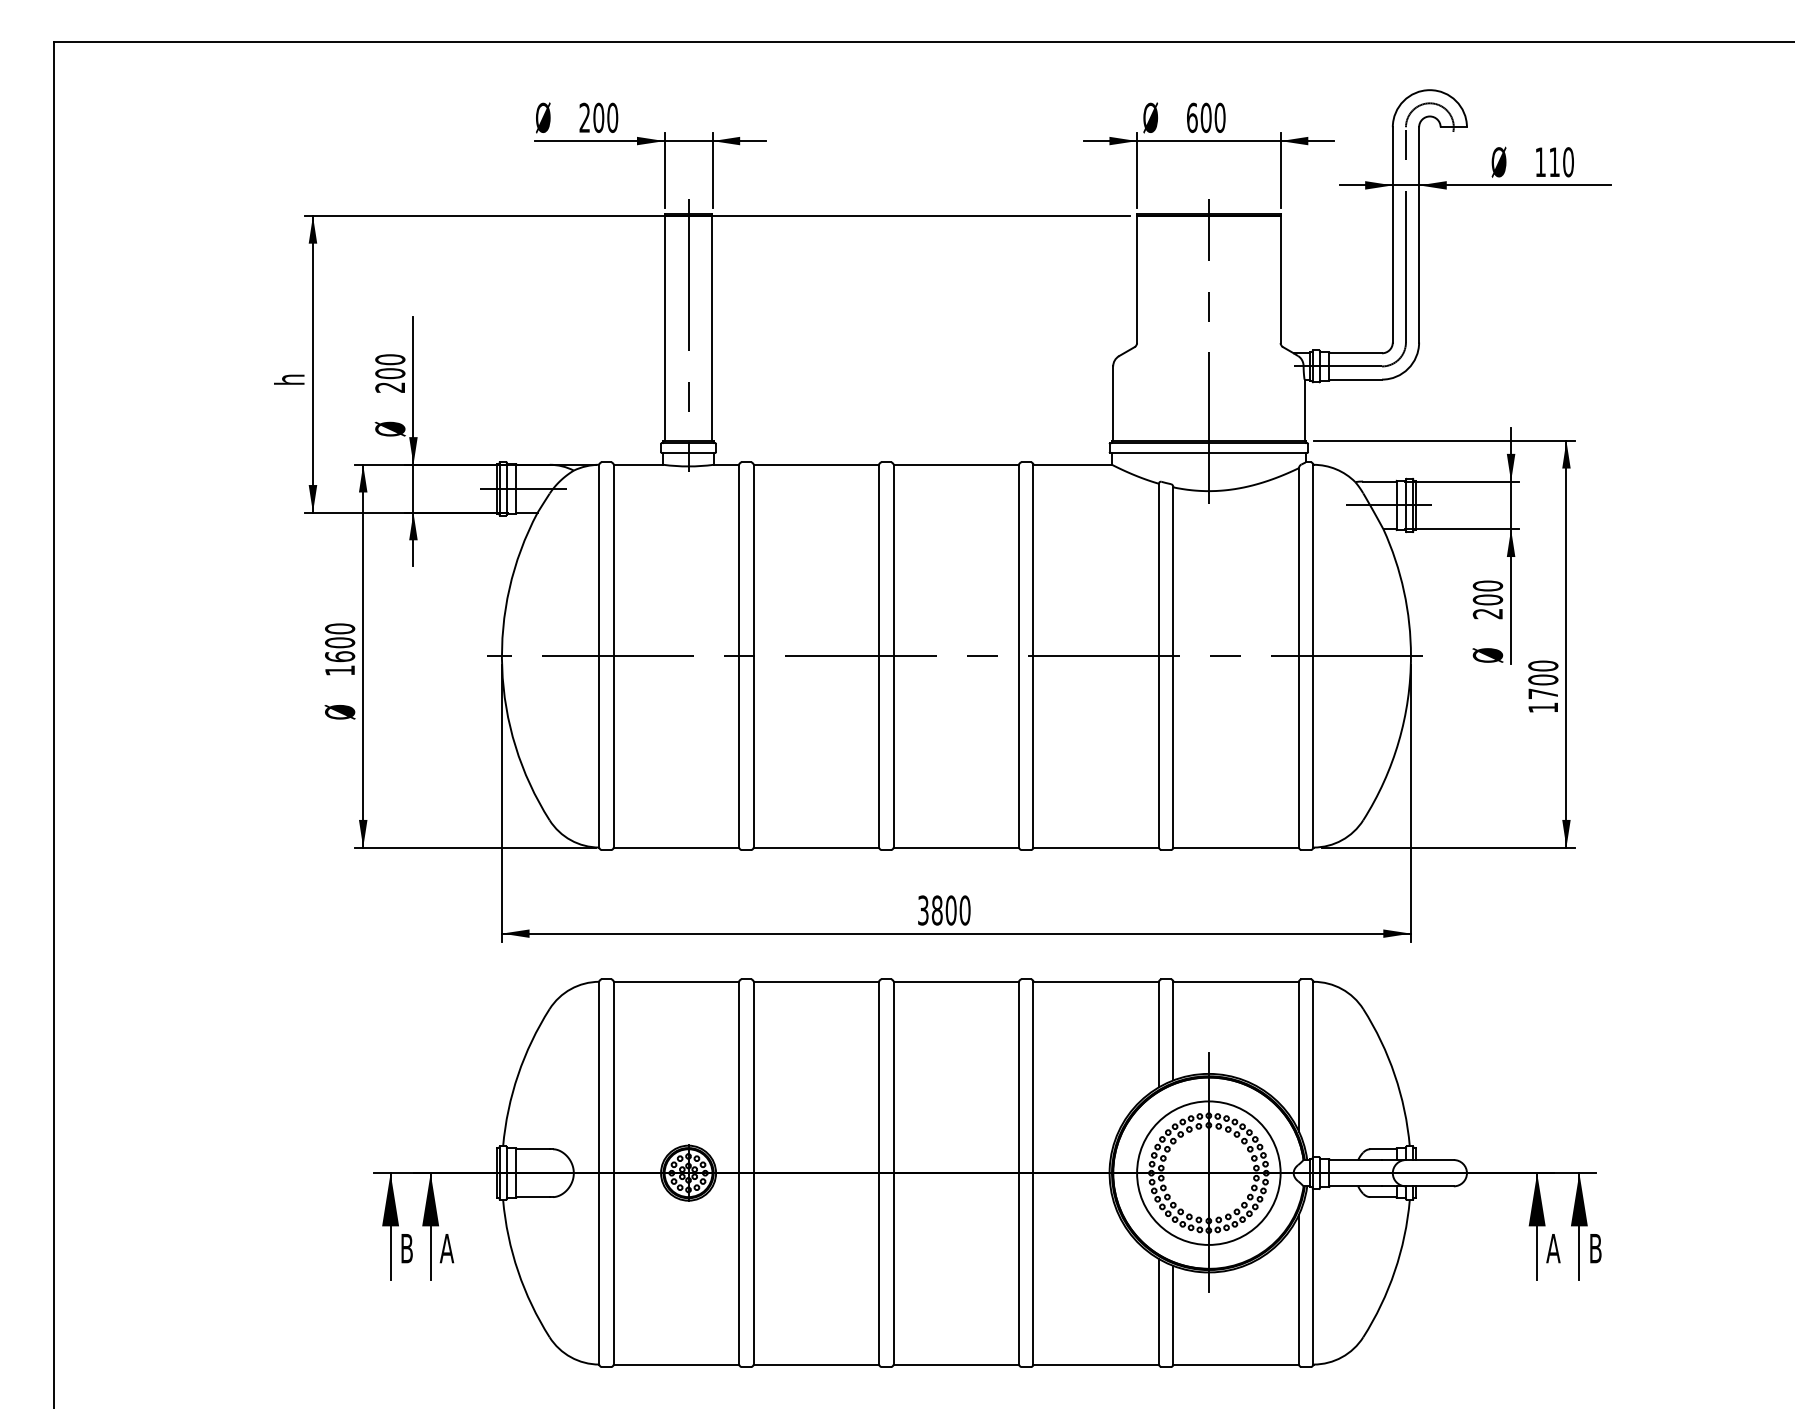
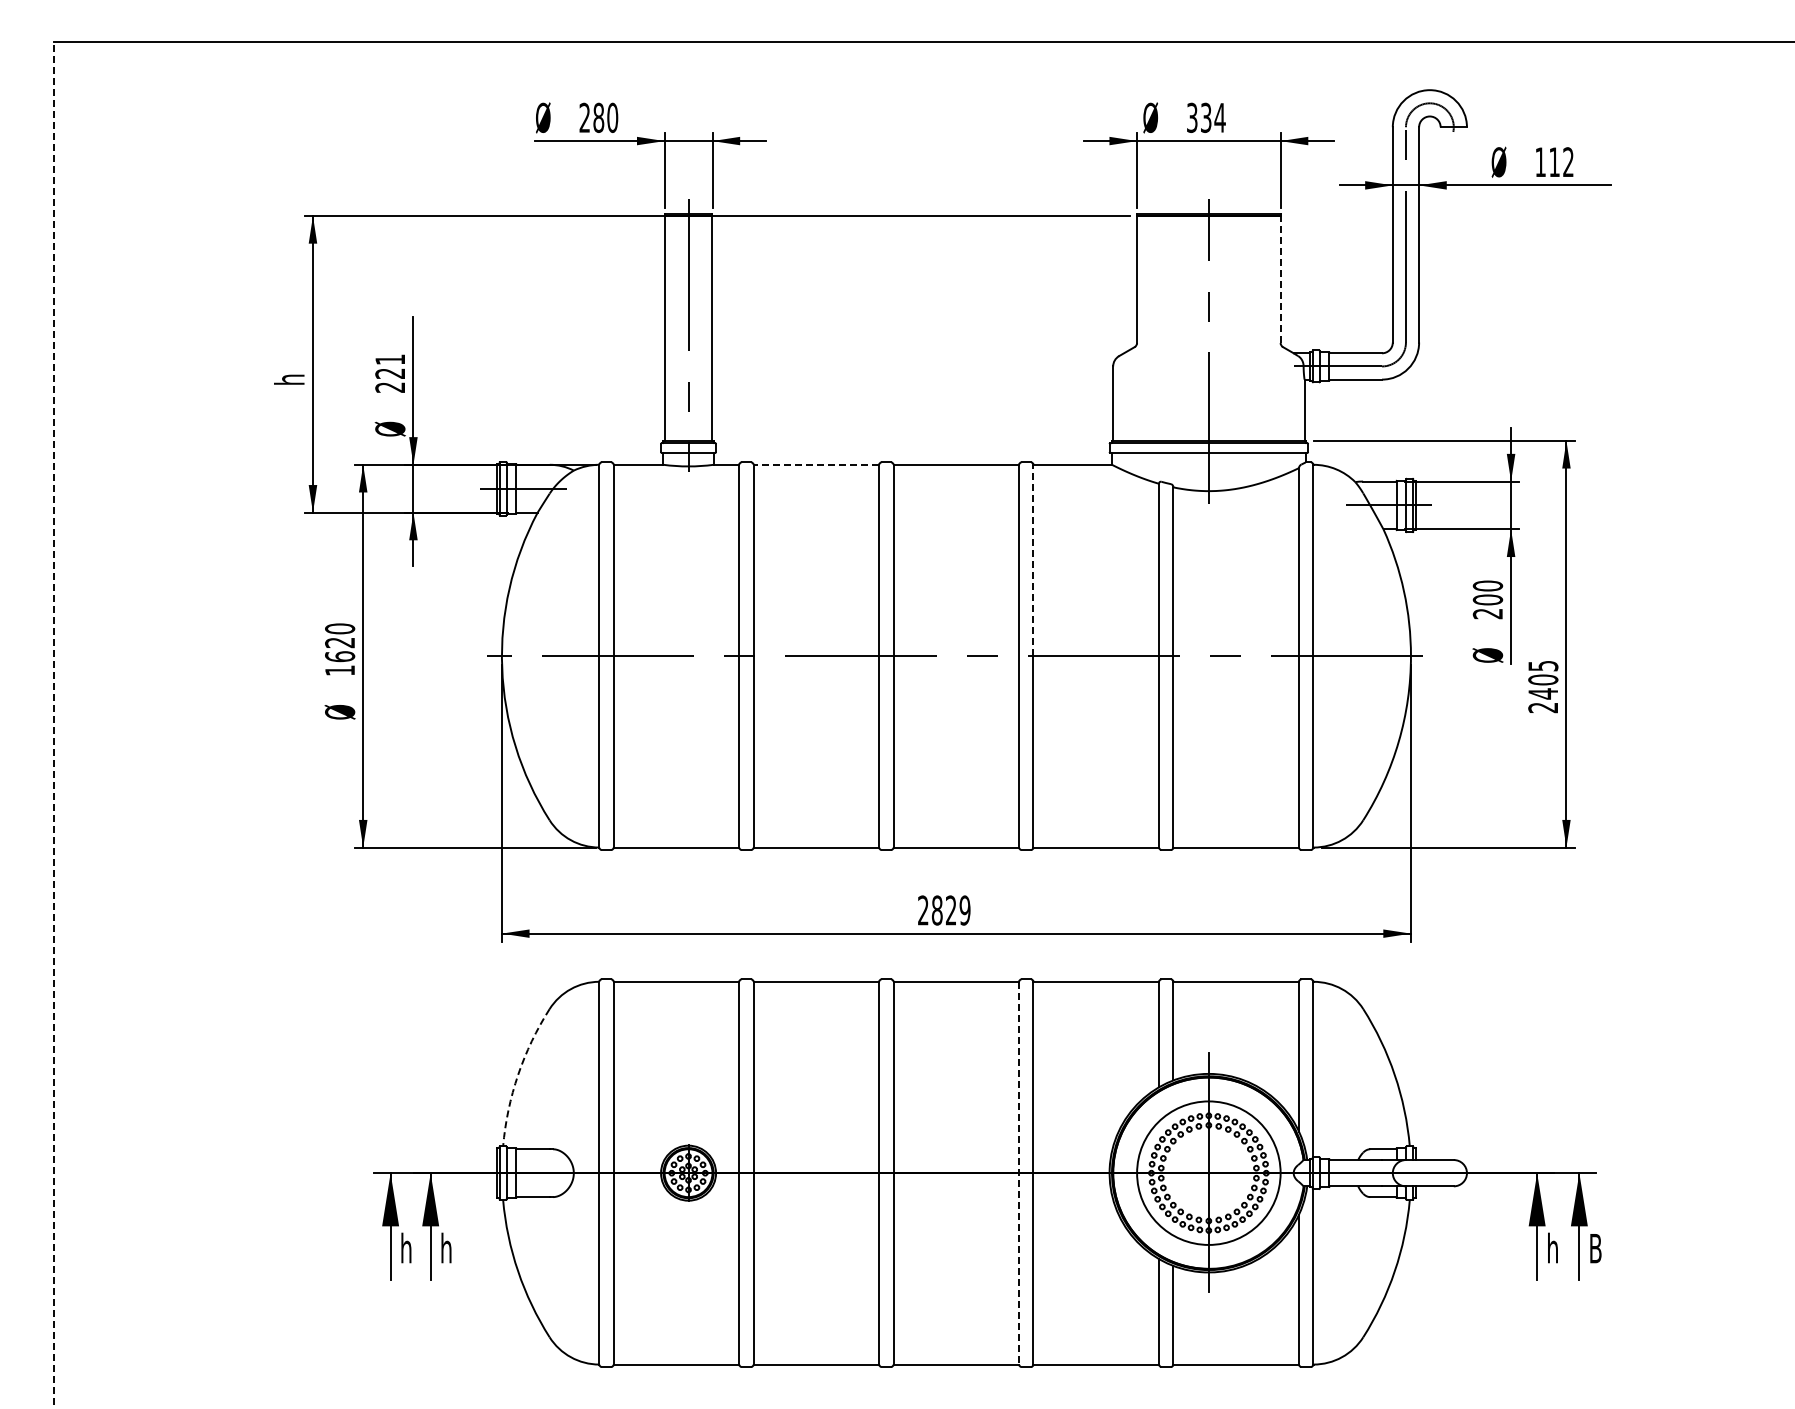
text: 200 -> 280 (598, 117)
text: 600 -> 334 (1206, 117)
text: 110 -> 112 (1568, 162)
line: solid -> dashed (1280, 279)
text: 200 -> 221 (390, 366)
line: solid -> dashed (816, 464)
line: solid -> dashed (1033, 560)
text: 1600 -> 1620 (340, 642)
text: 1700 -> 2405 (1543, 686)
line: solid -> dashed (53, 724)
text: 3800 -> 2829 (944, 910)
arc: solid -> dashed (518, 1074)
line: solid -> dashed (1019, 1173)
text: B -> h (406, 1247)
text: A -> h (446, 1247)
text: A -> h (1553, 1247)
